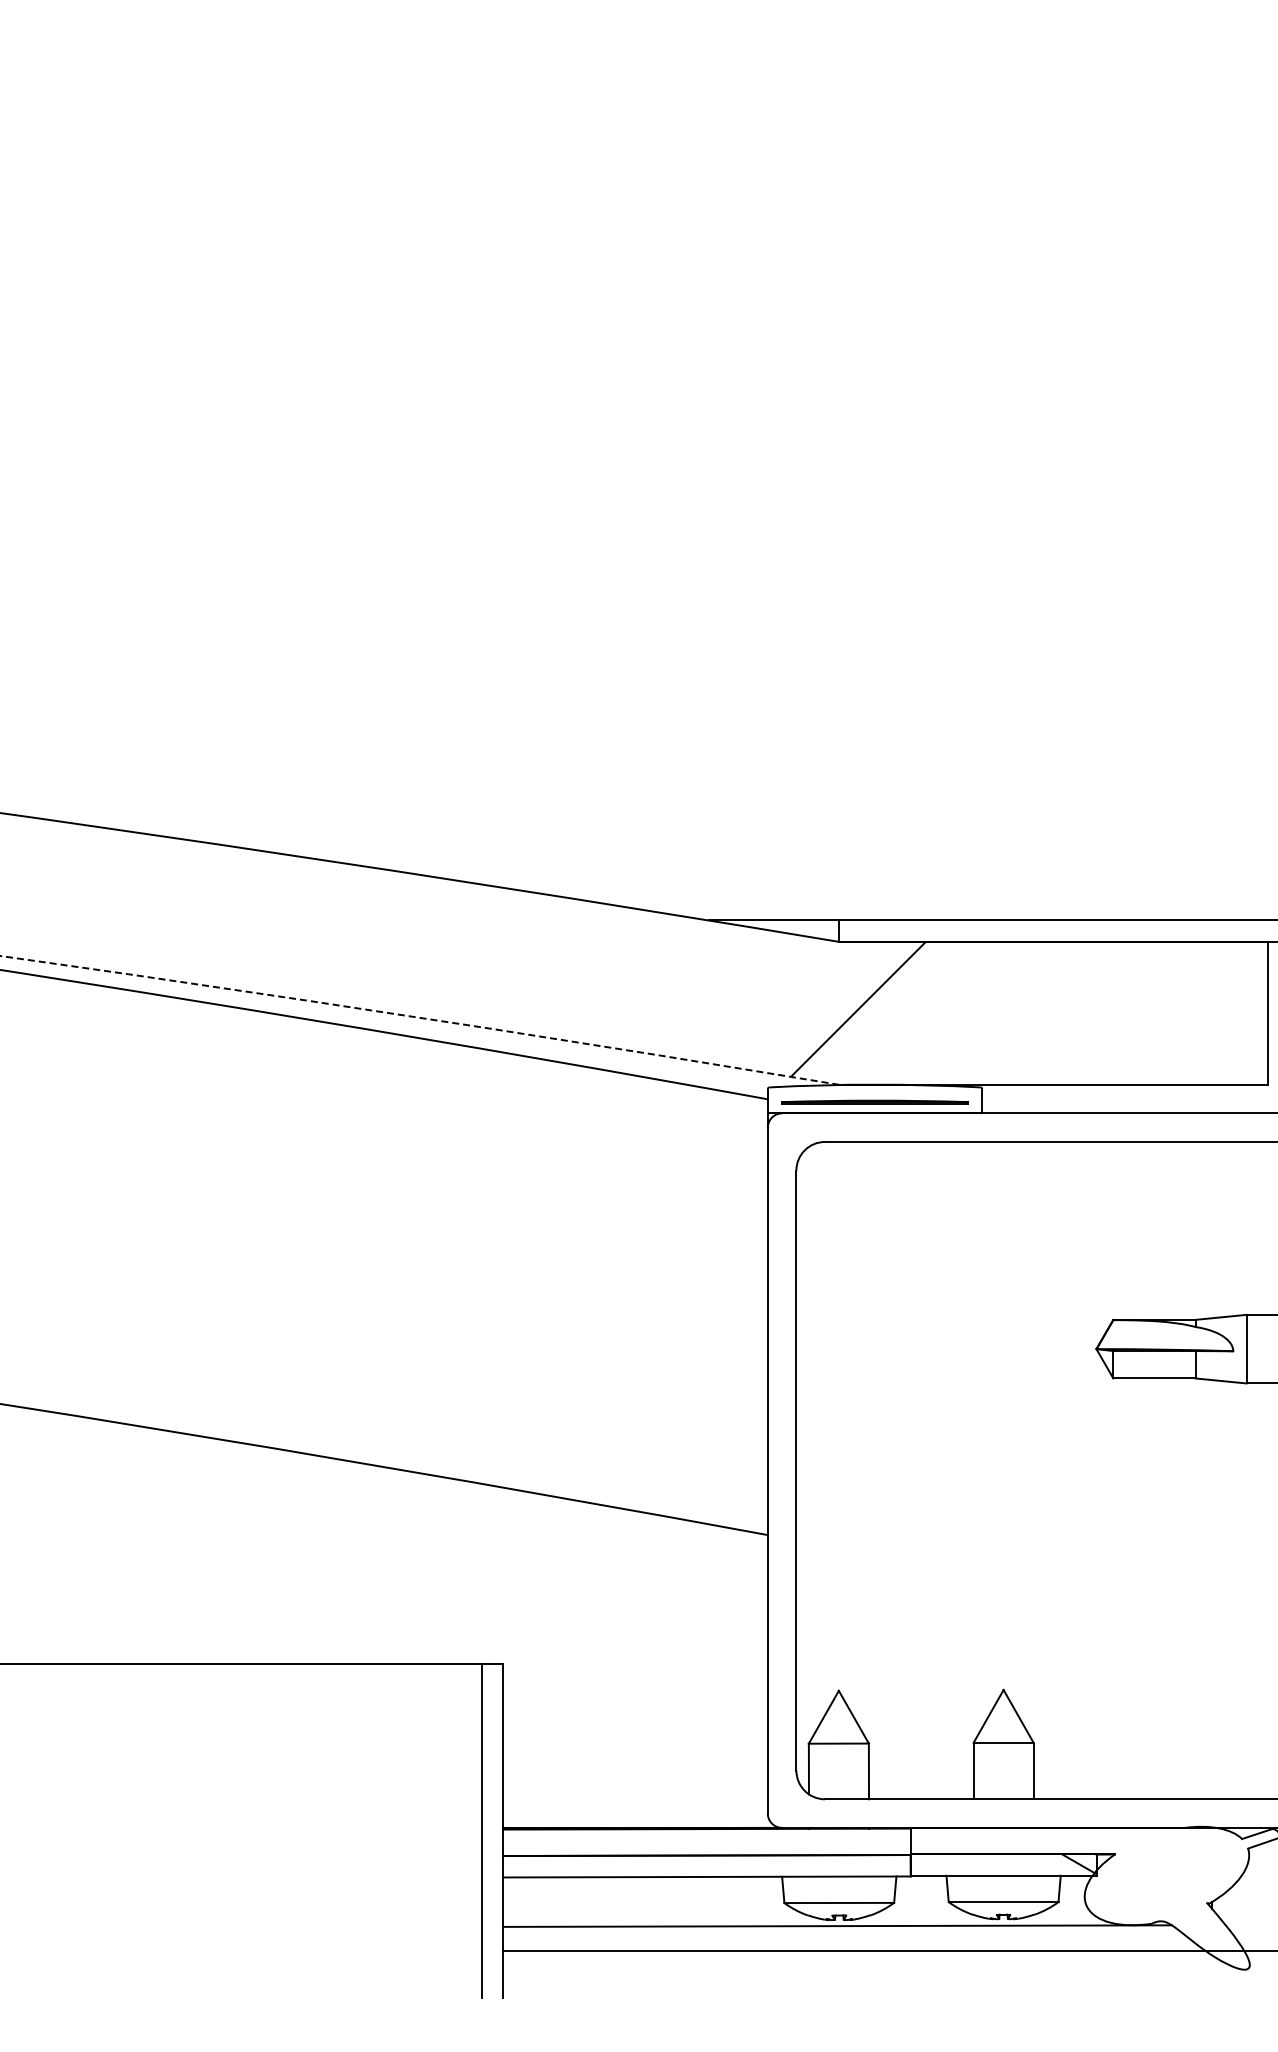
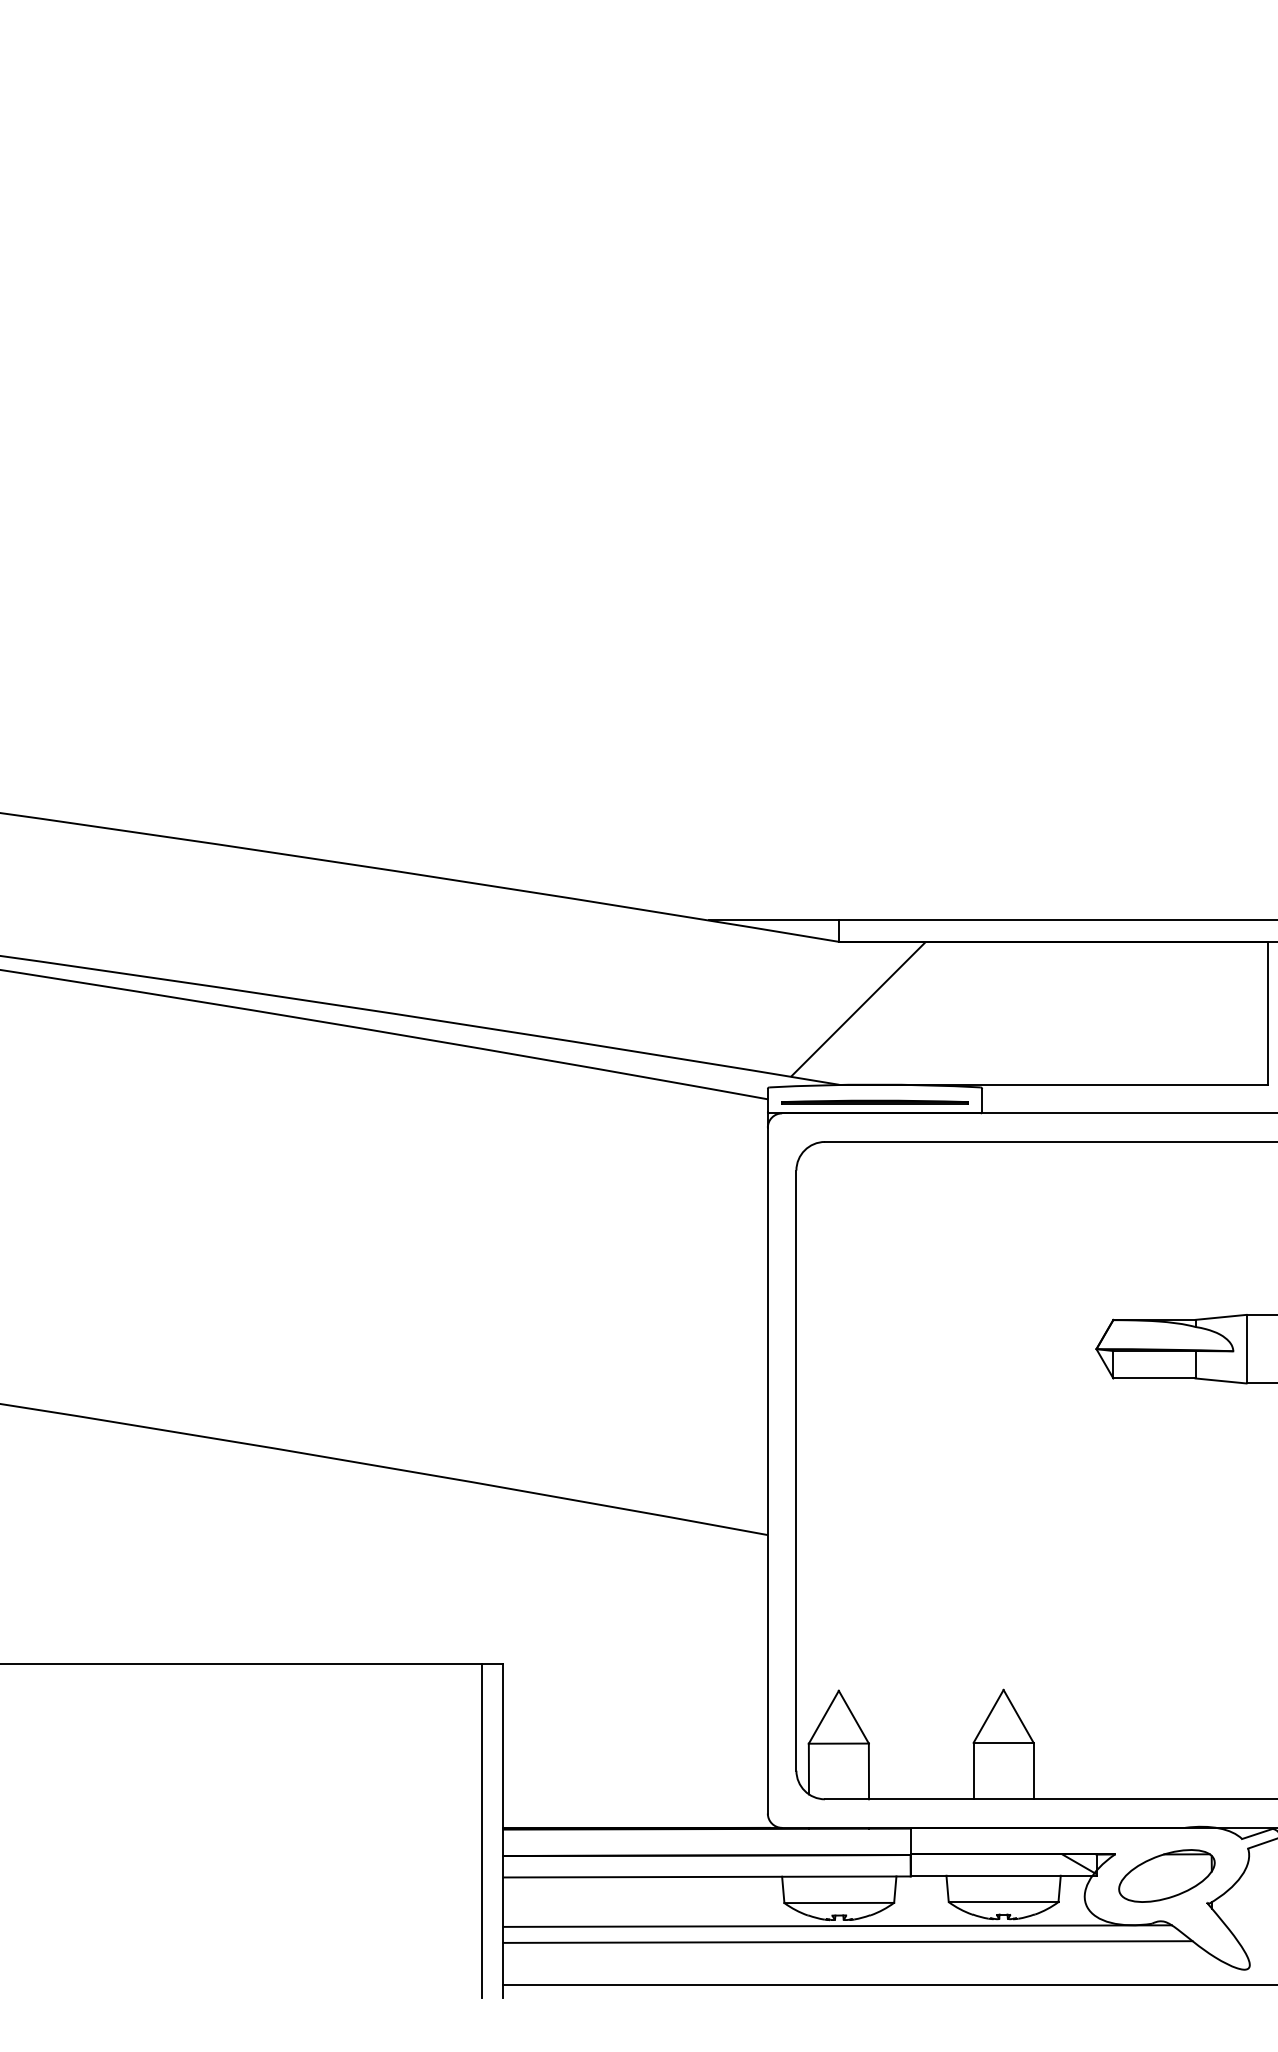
arc: dashed -> solid (420, 1017)
part: none -> present (1166, 1875)
line: none -> present (847, 1941)
line position: (888, 1951) -> (888, 1985) (888, 1985)
